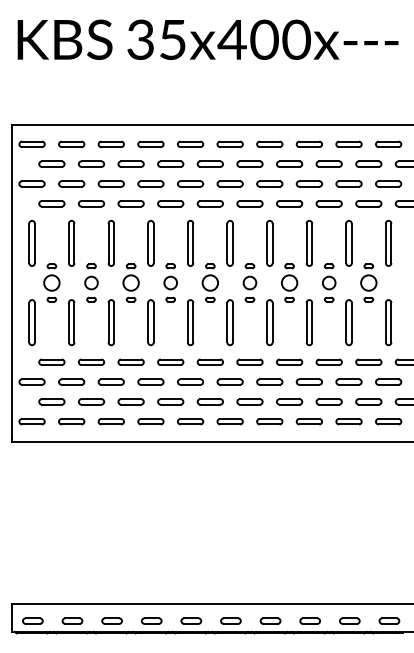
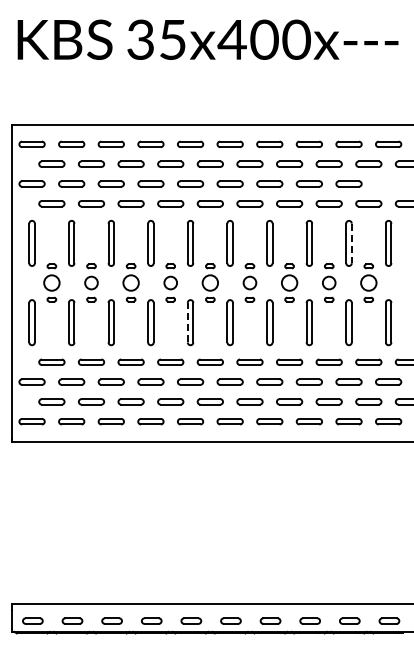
part: present -> none (388, 183)
line: solid -> dashed (351, 243)
line: solid -> dashed (187, 322)
